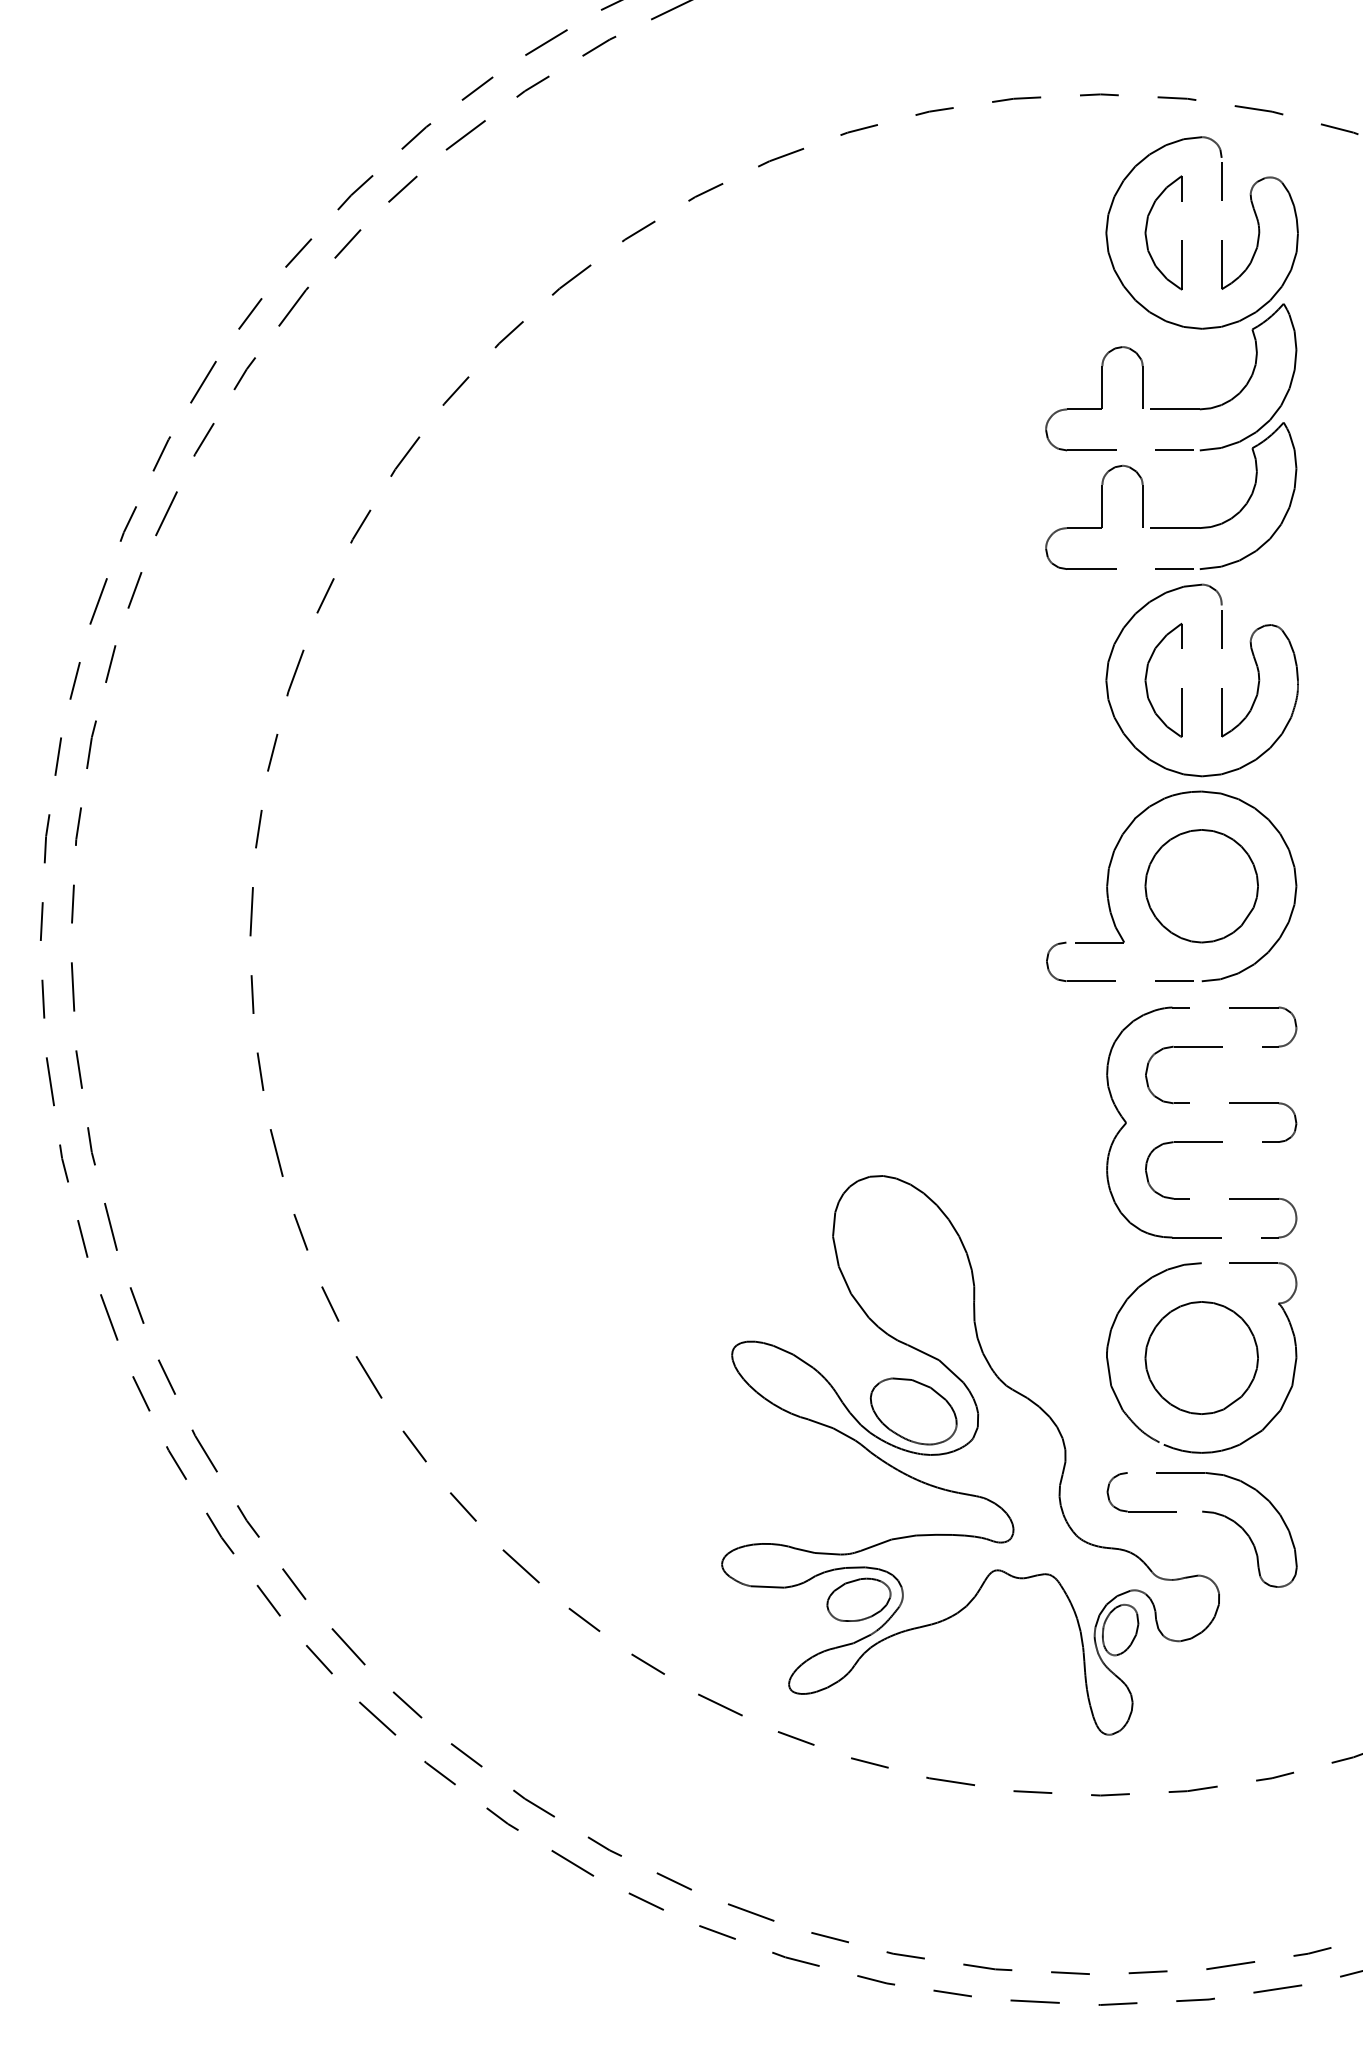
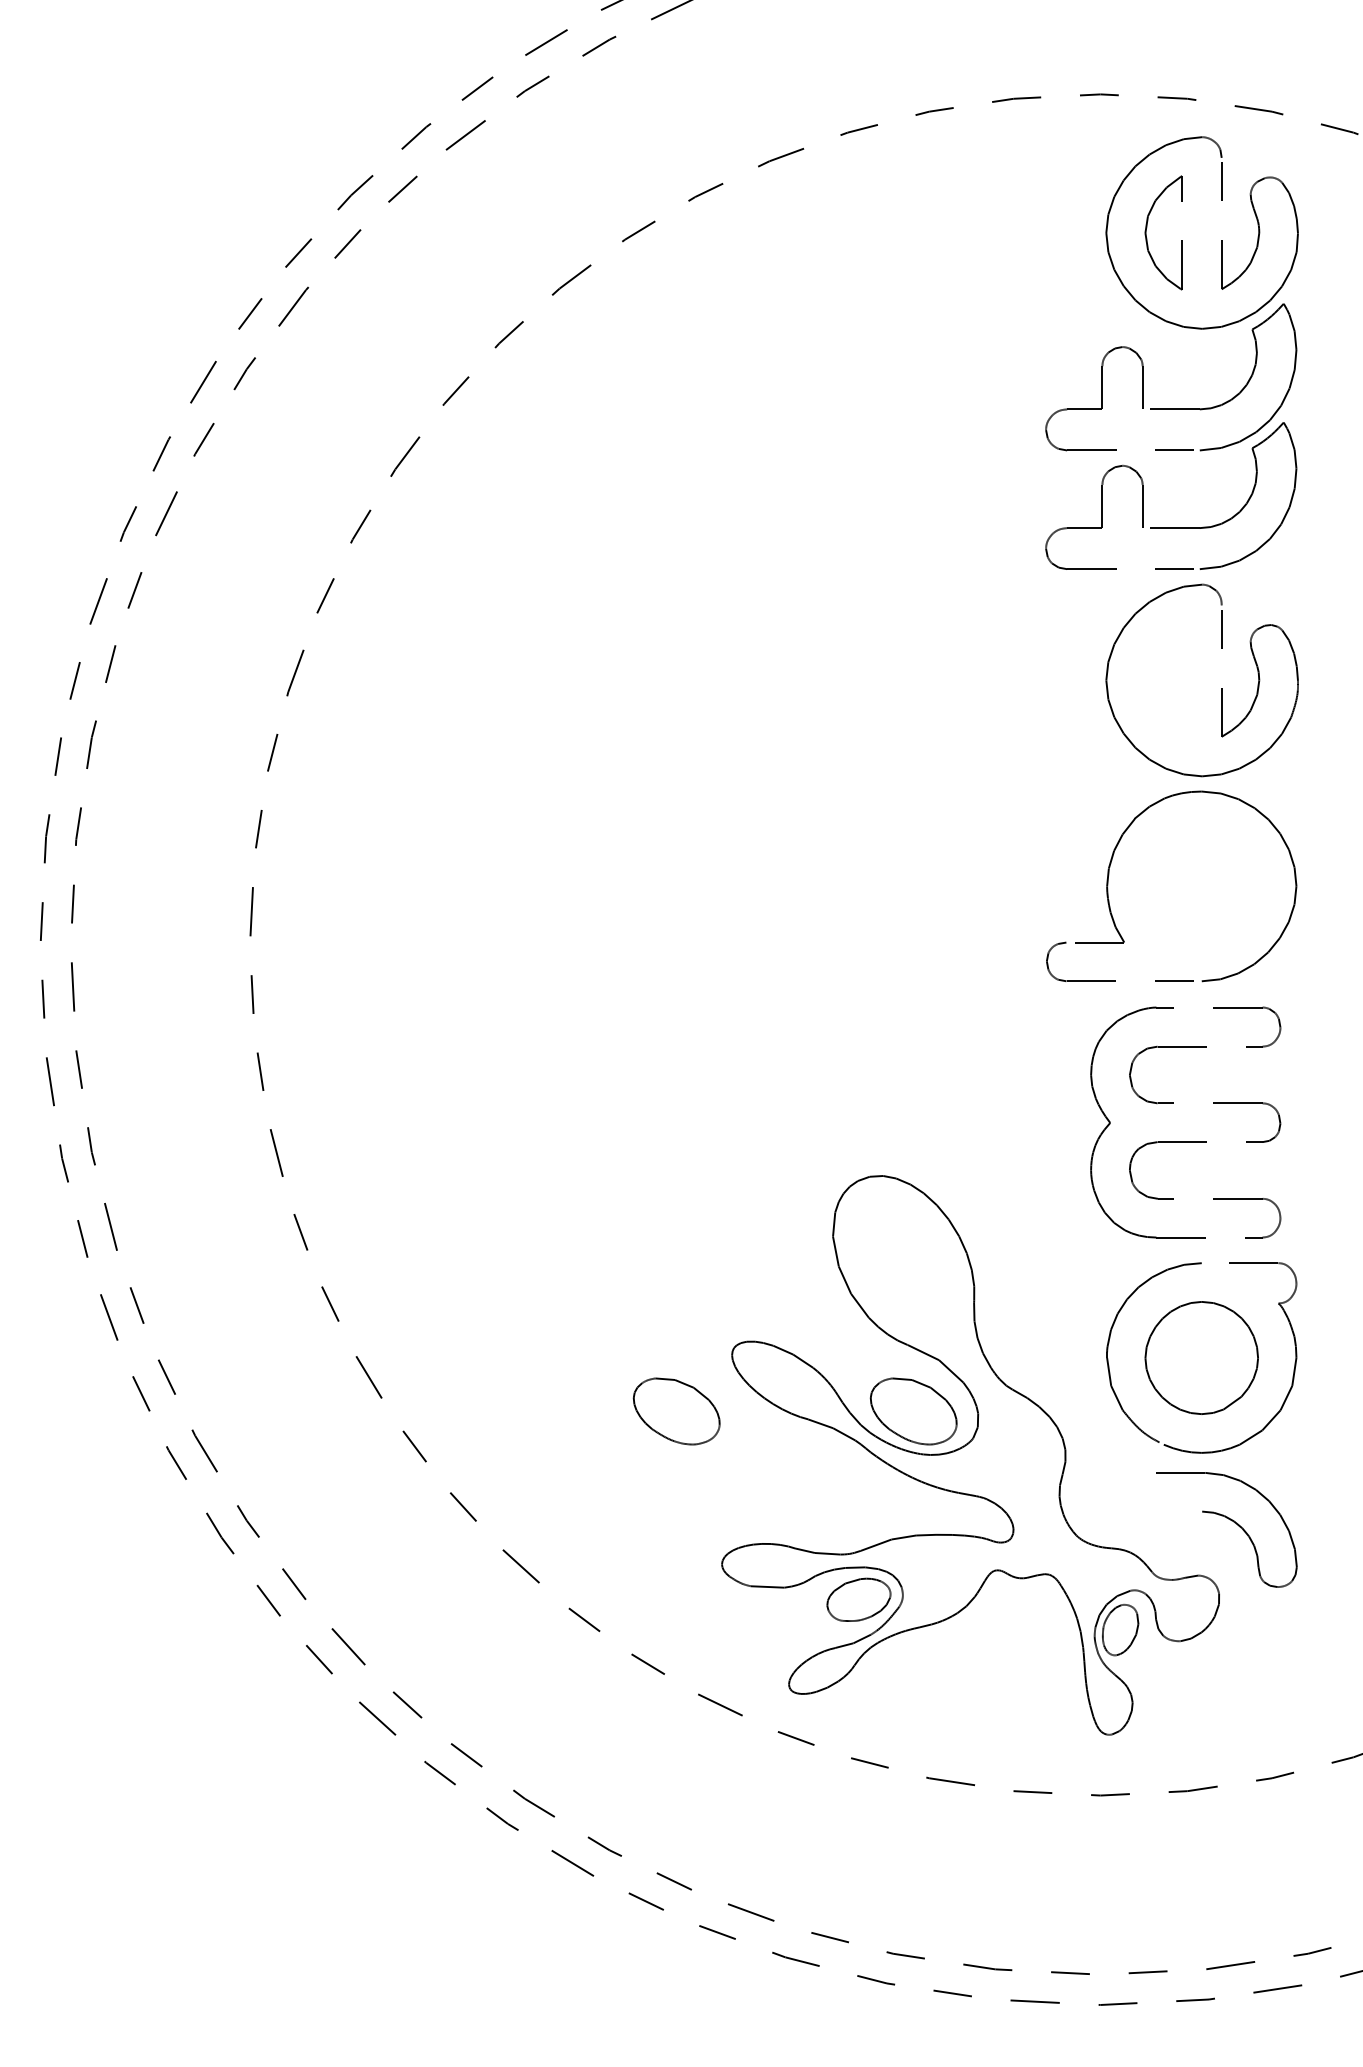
part: present -> none (1147, 675)
part: present -> none (1201, 886)
part position: (1201, 1141) -> (1185, 1141) (1185, 1141)
part: none -> present (676, 1411)
part: present -> none (1141, 1511)
